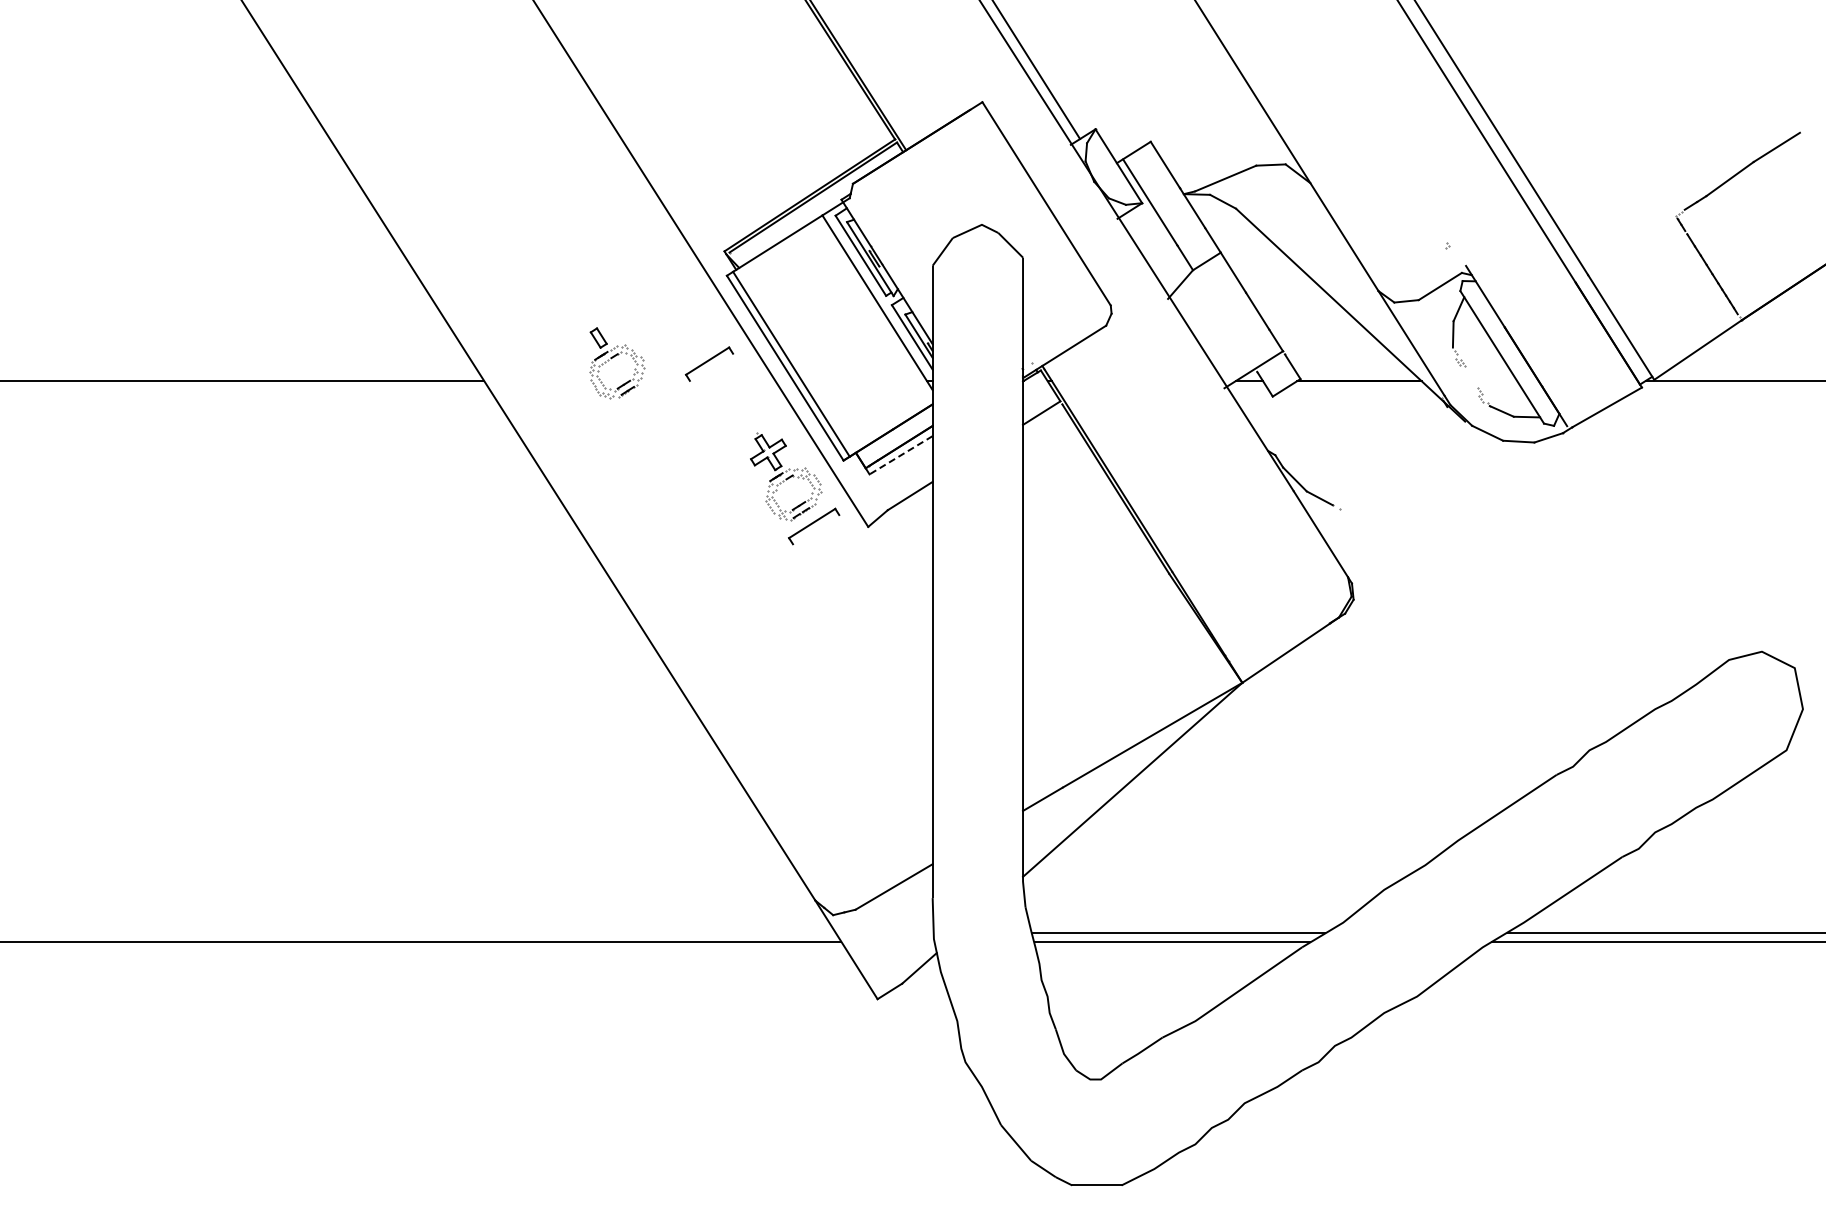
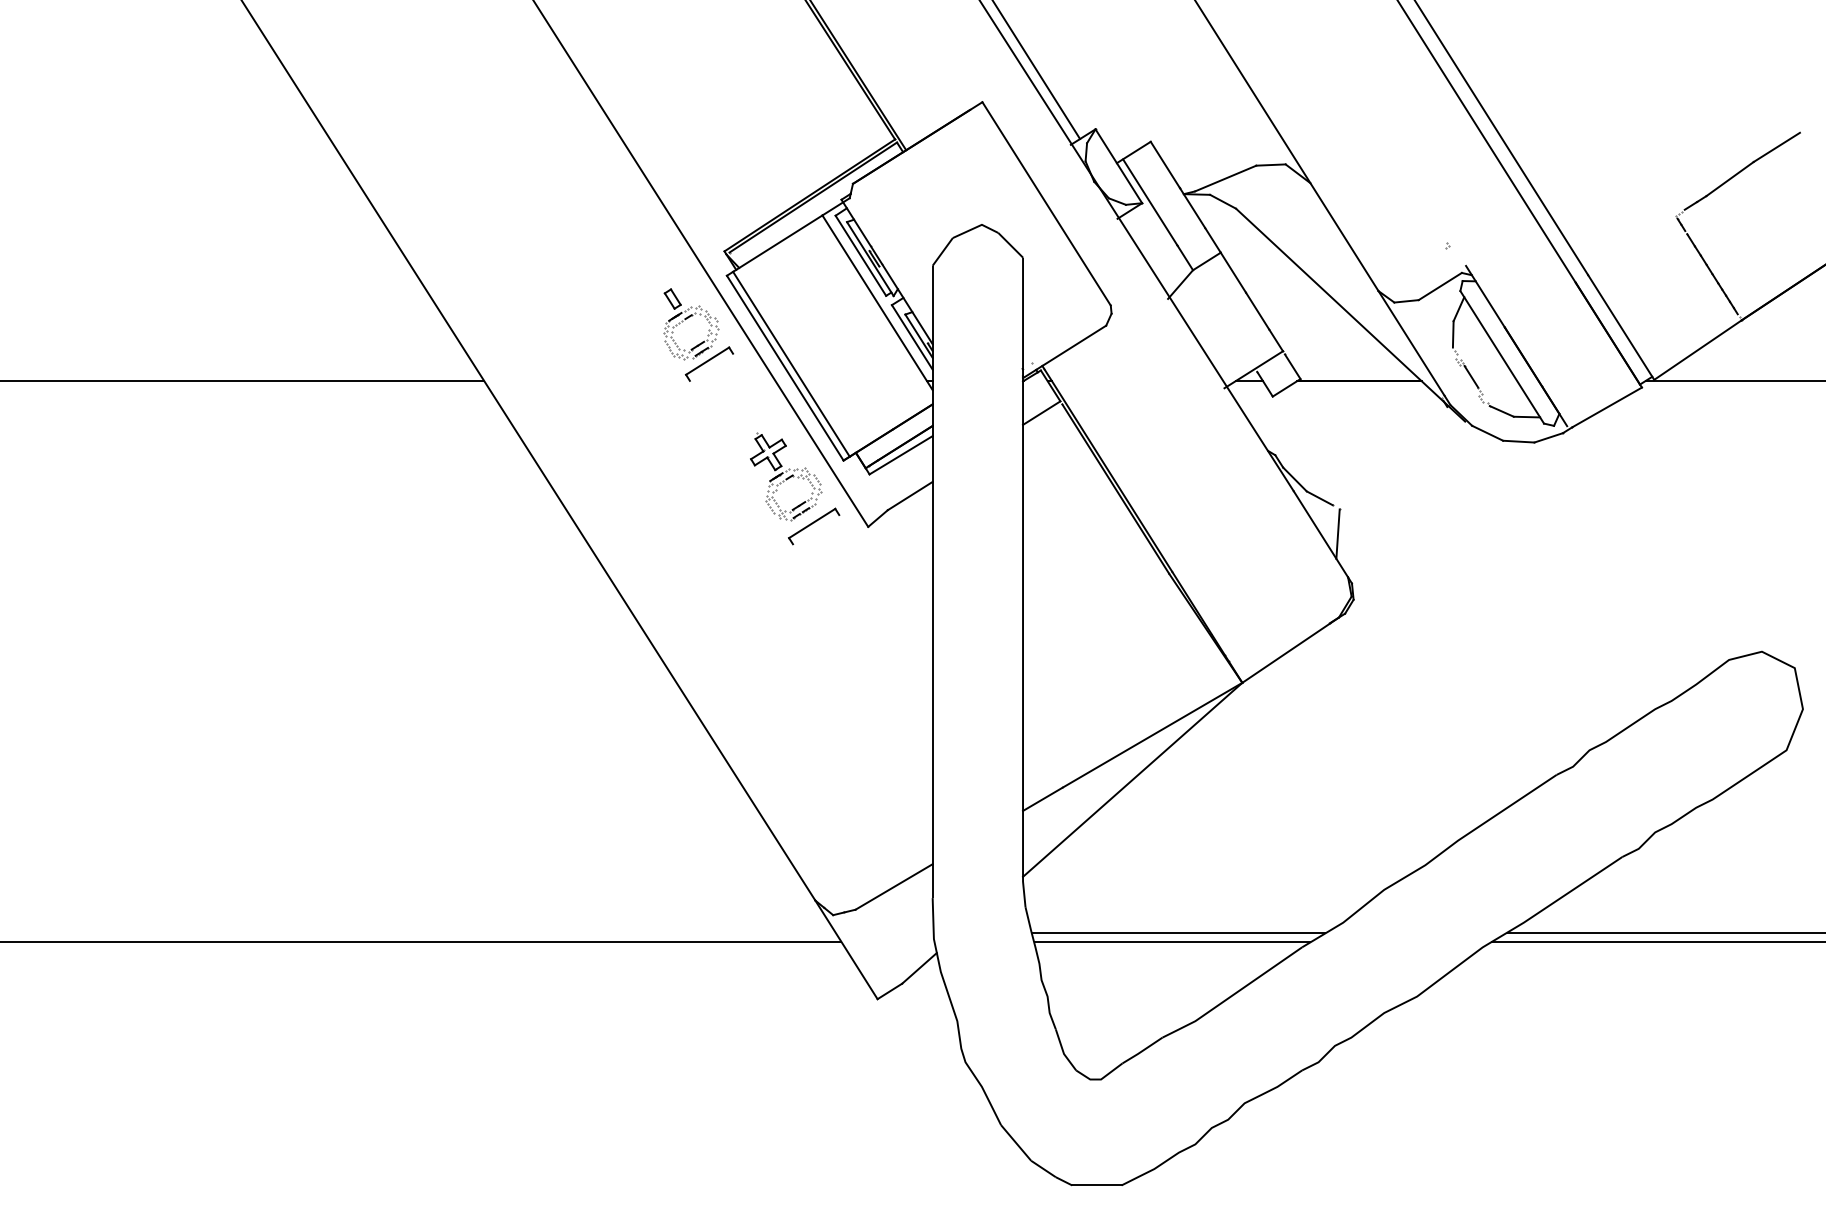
part position: (614, 357) -> (688, 318) (688, 318)
line: none -> present (1471, 376)
line: dashed -> solid (901, 455)
line: none -> present (1337, 533)
